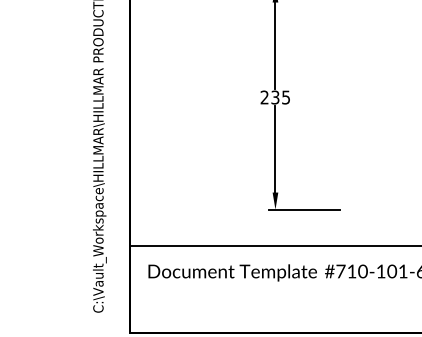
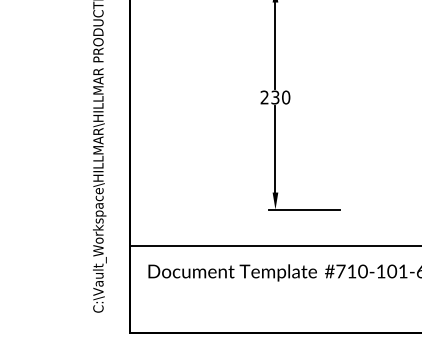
text: 235 -> 230 (286, 97)
